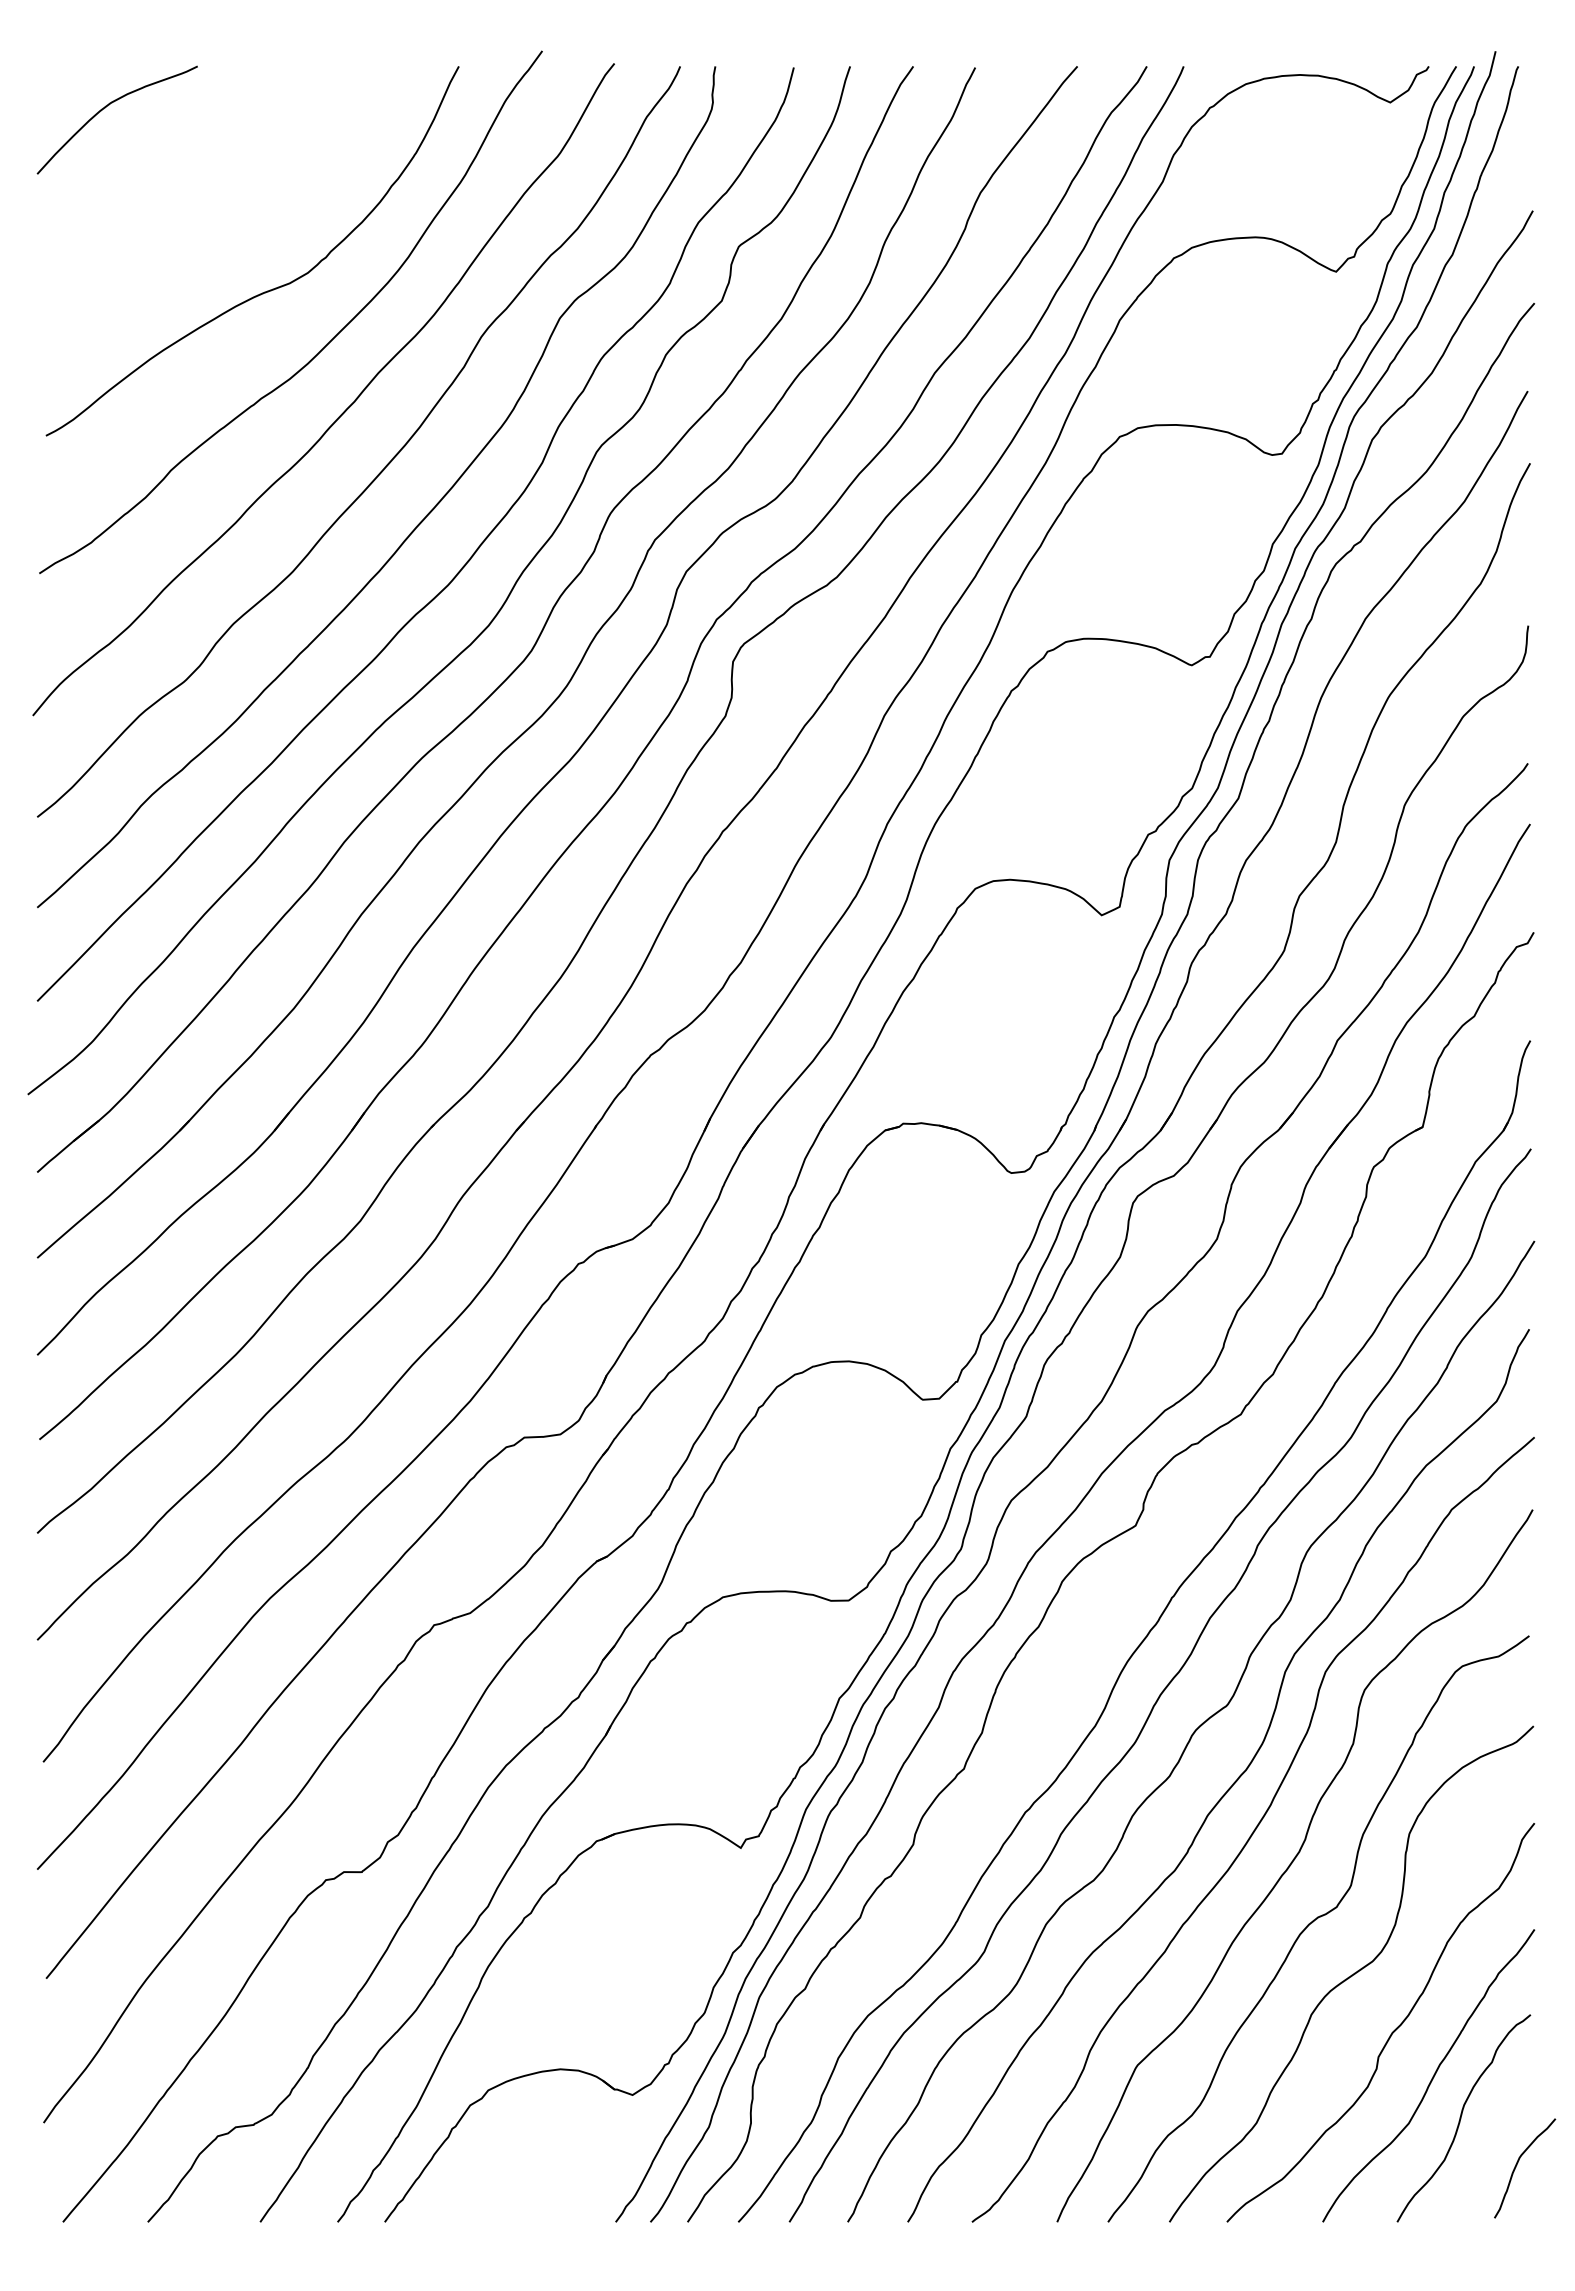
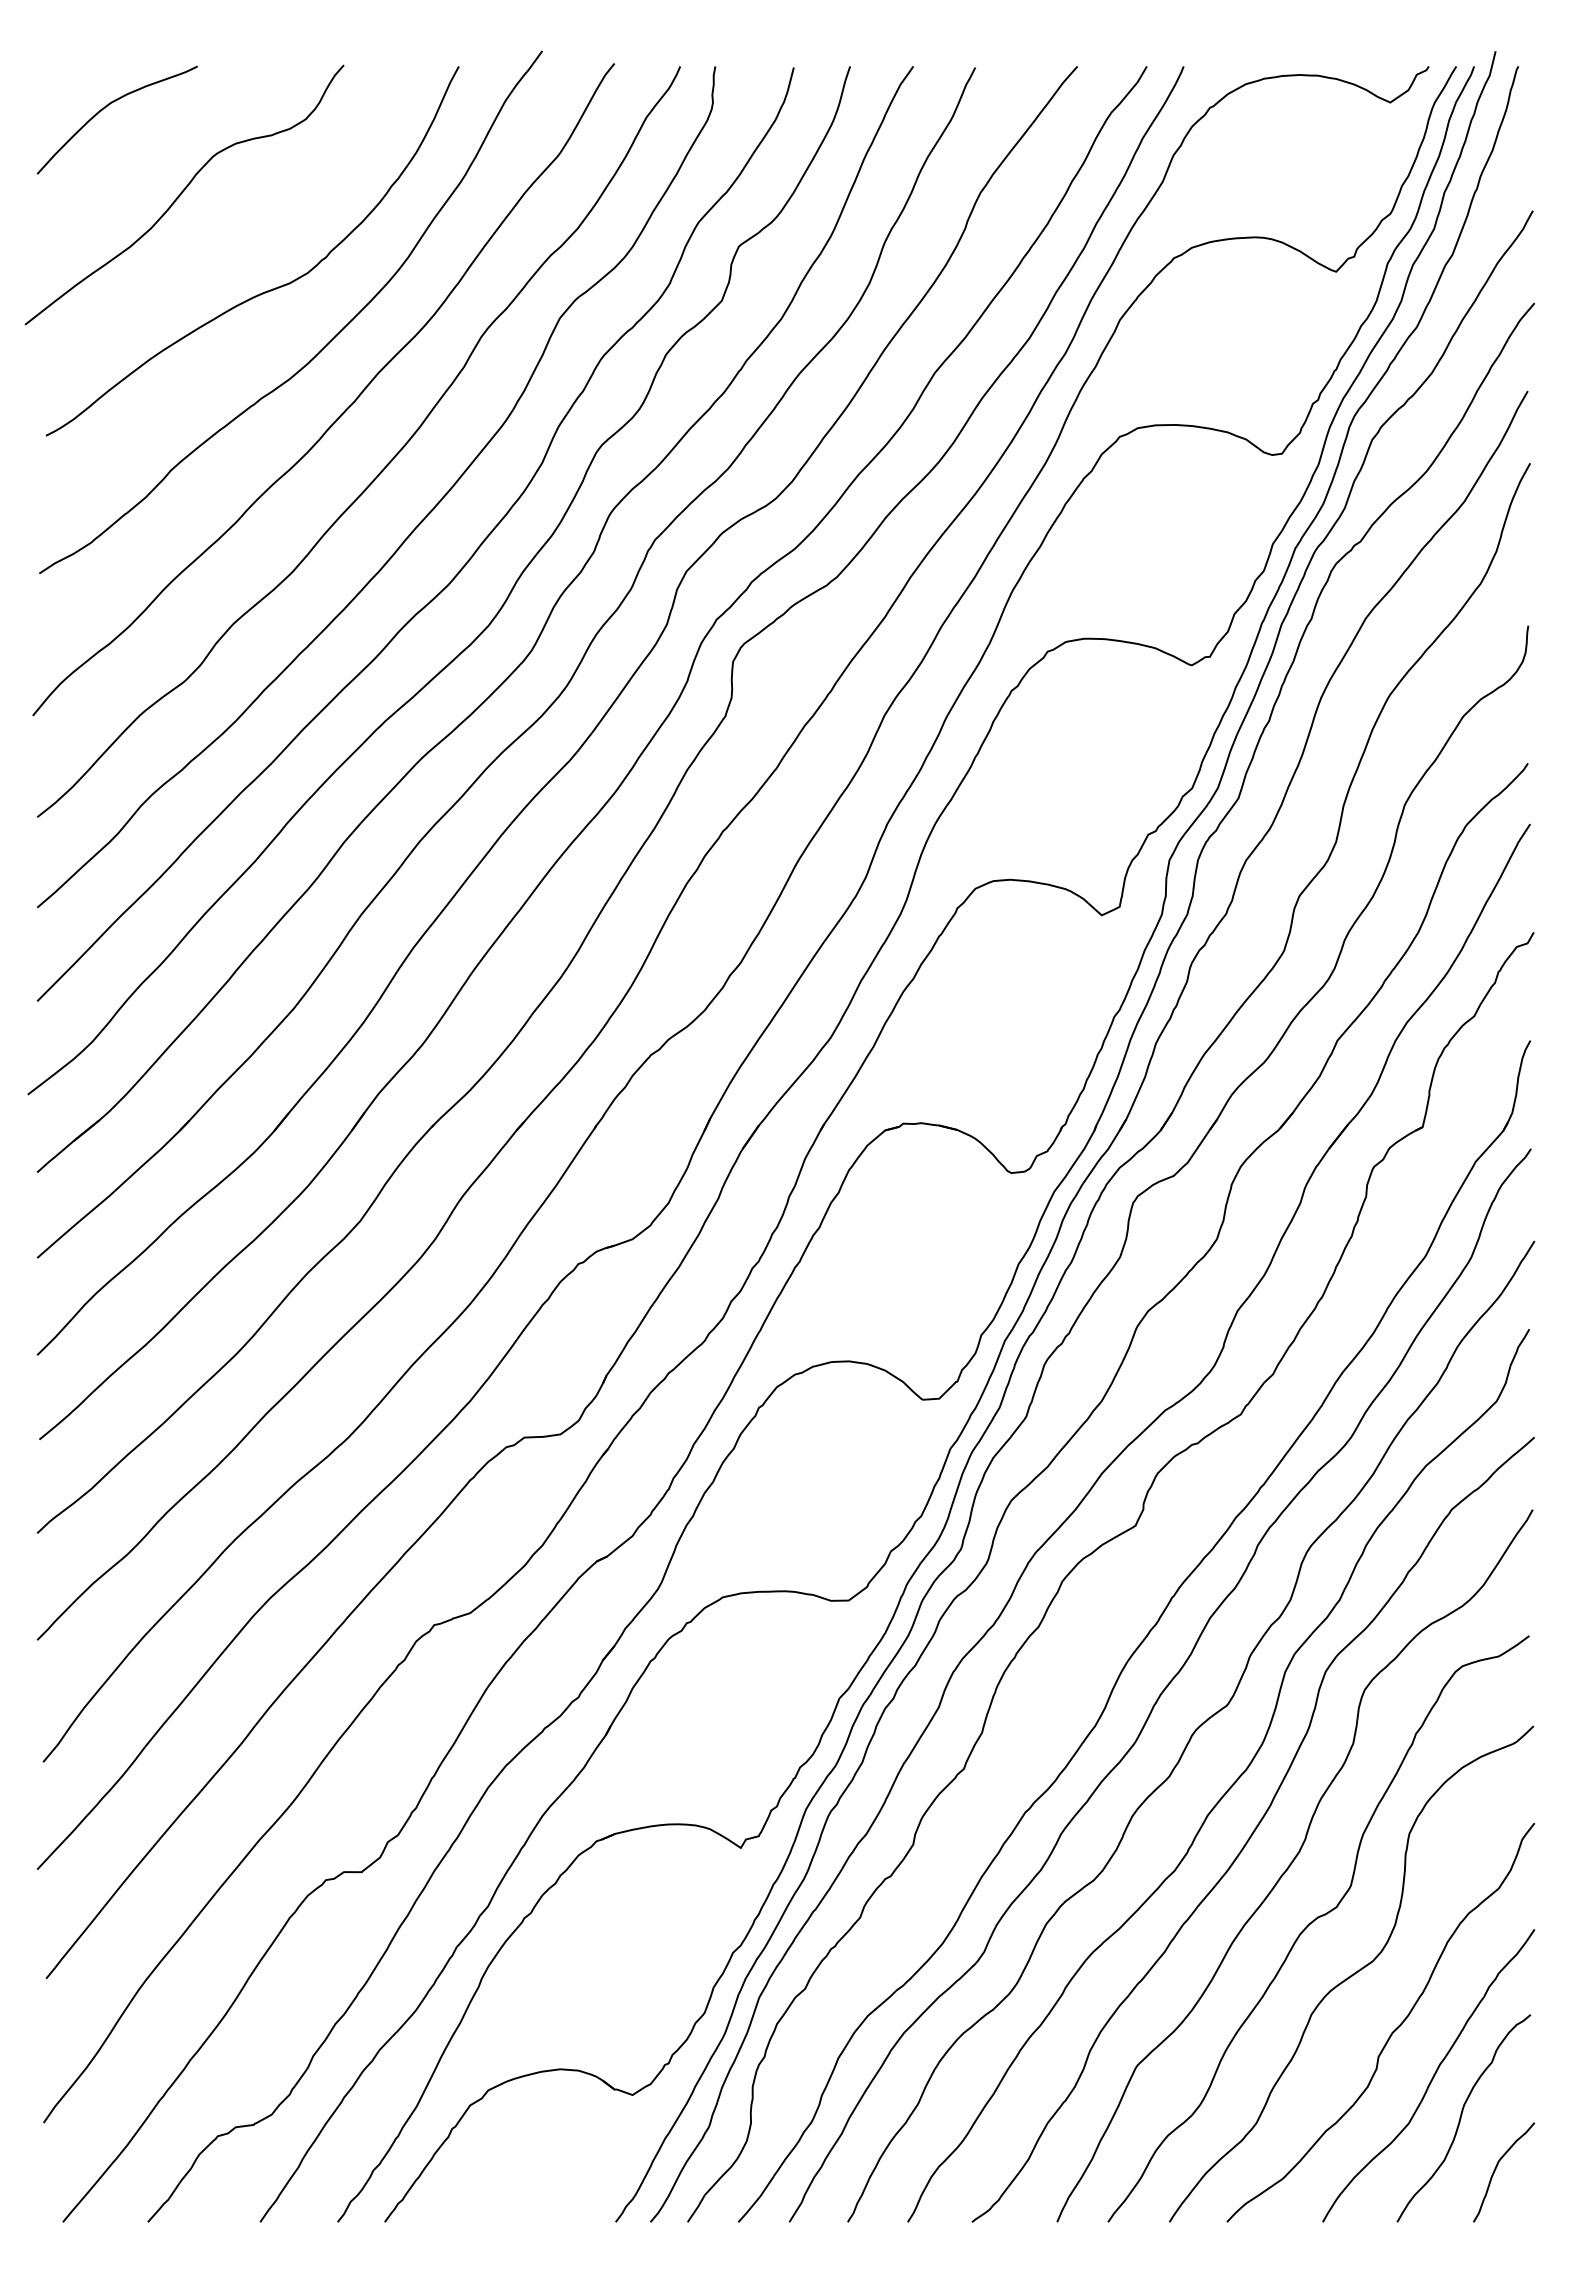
curve: none -> present (183, 192)
curve position: (1517, 2165) -> (1496, 2169) (1496, 2169)
